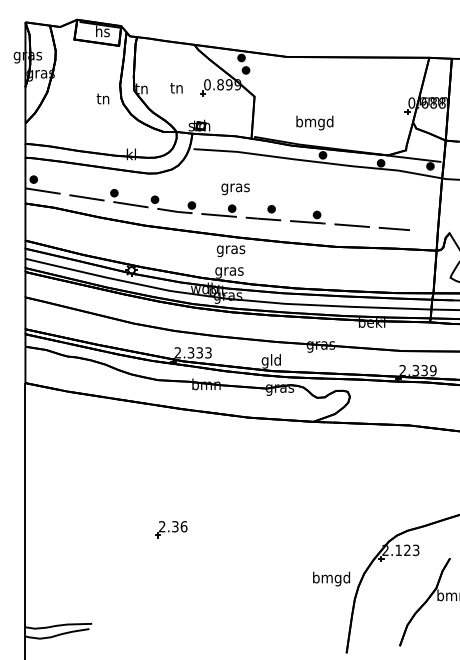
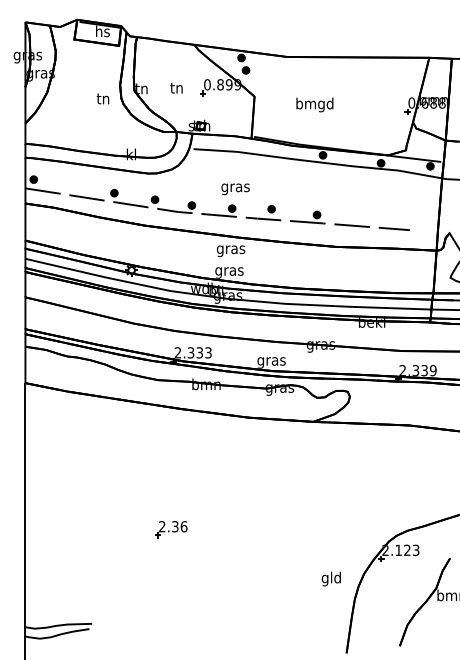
text position: (314, 122) -> (314, 104) (314, 104)
text: gld -> gras (271, 361)
text: bmgd -> gld (331, 578)
